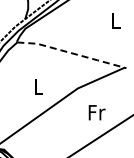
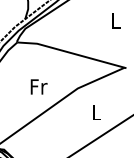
line: dashed -> solid (72, 53)
text: L -> Fr (38, 86)
text: Fr -> L (96, 112)
